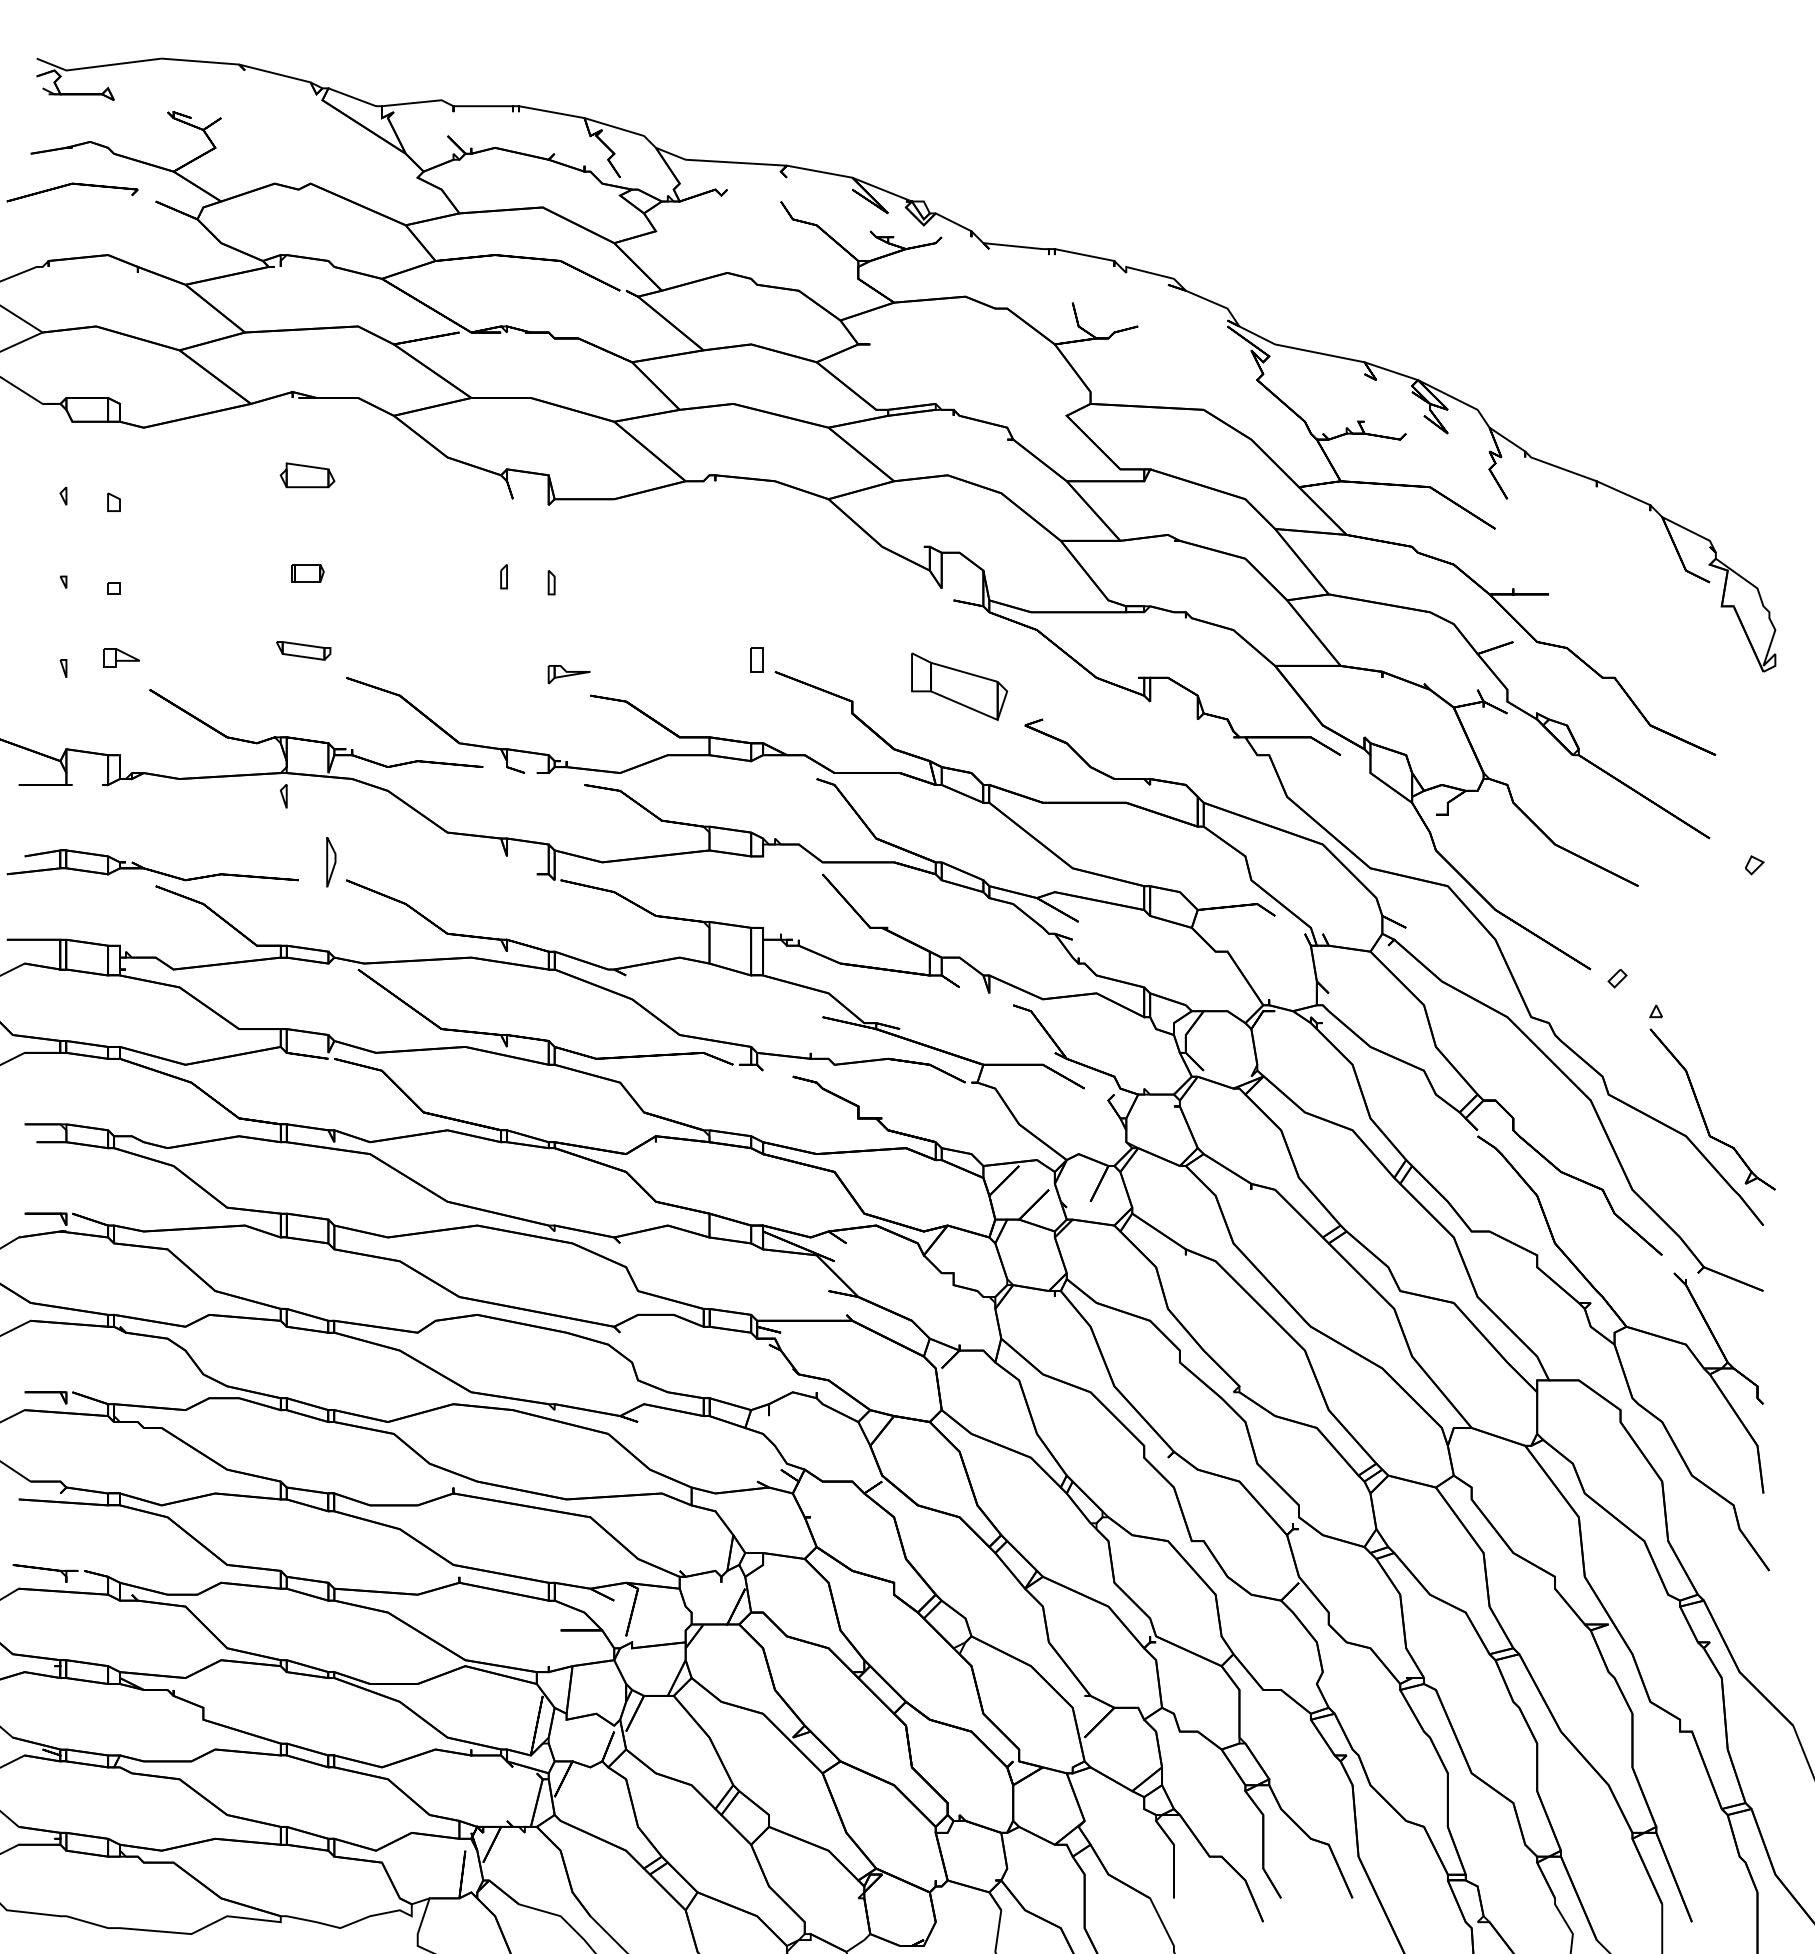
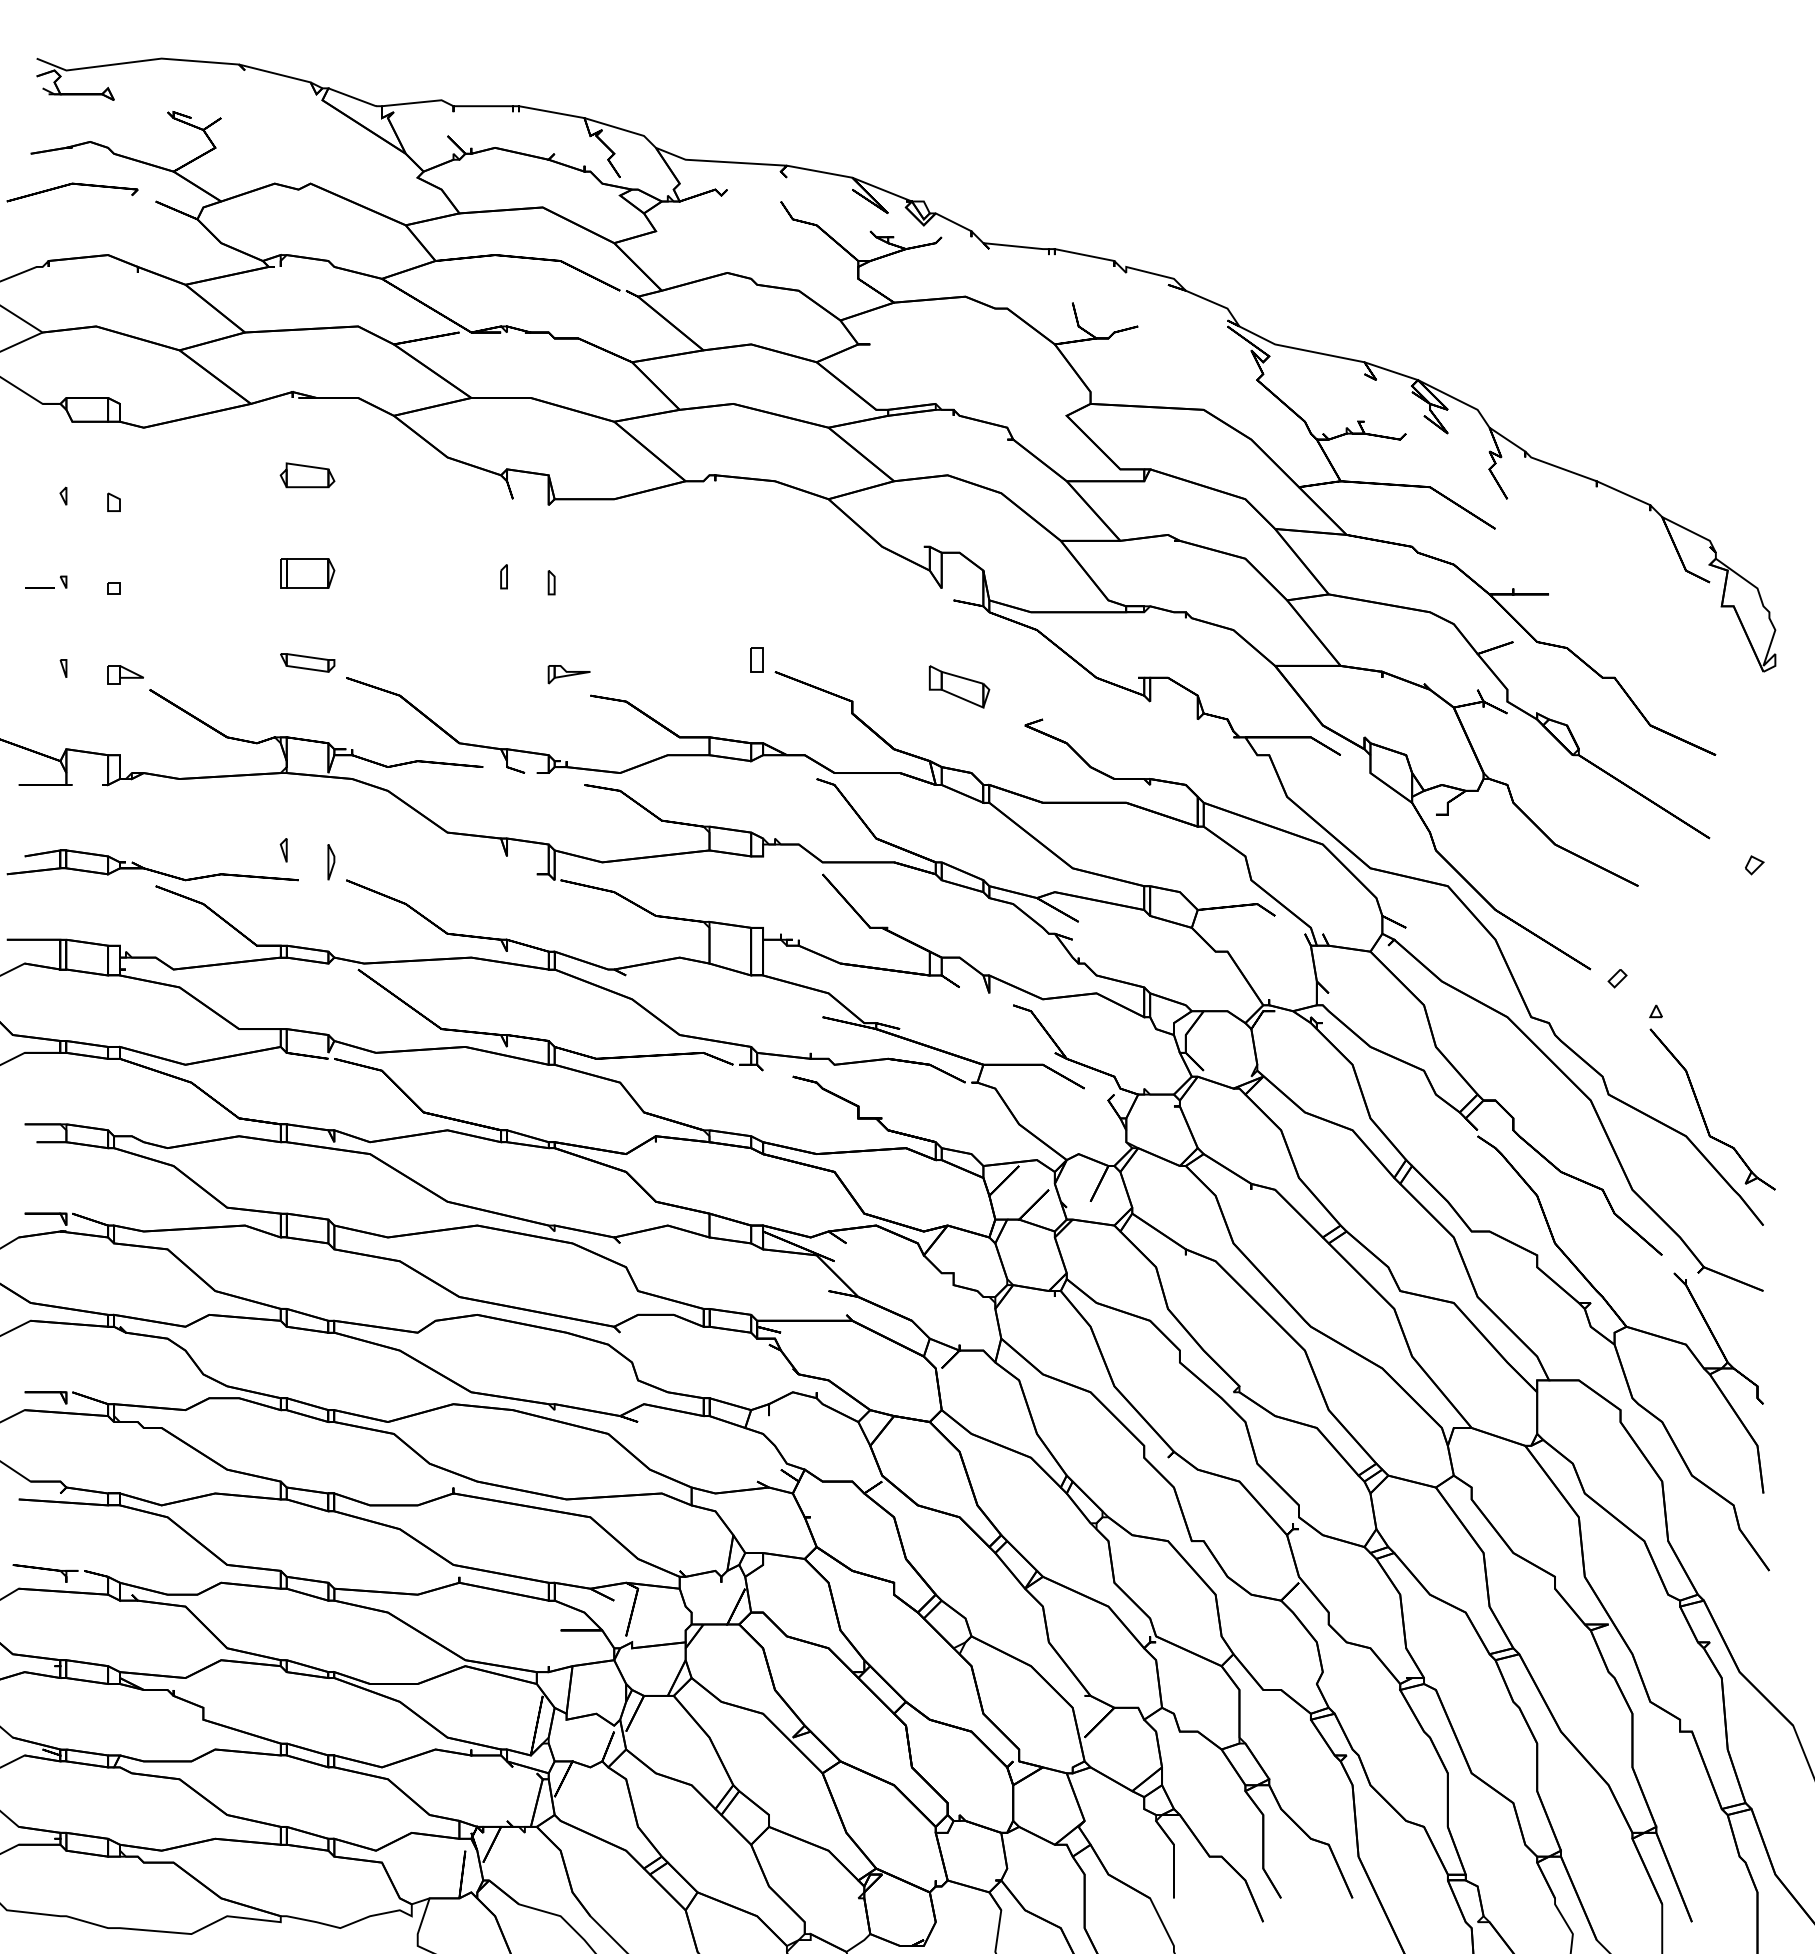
part size: 34x19 px -> 56x31 px (307, 573)
line: none -> present (39, 587)
part position: (303, 650) -> (307, 662) (307, 662)
part position: (121, 657) -> (125, 674) (125, 674)
part size: 98x70 px -> 63x44 px (959, 686)
part position: (283, 796) -> (283, 850) (283, 850)
part size: 11x51 px -> 9x37 px (331, 862)
